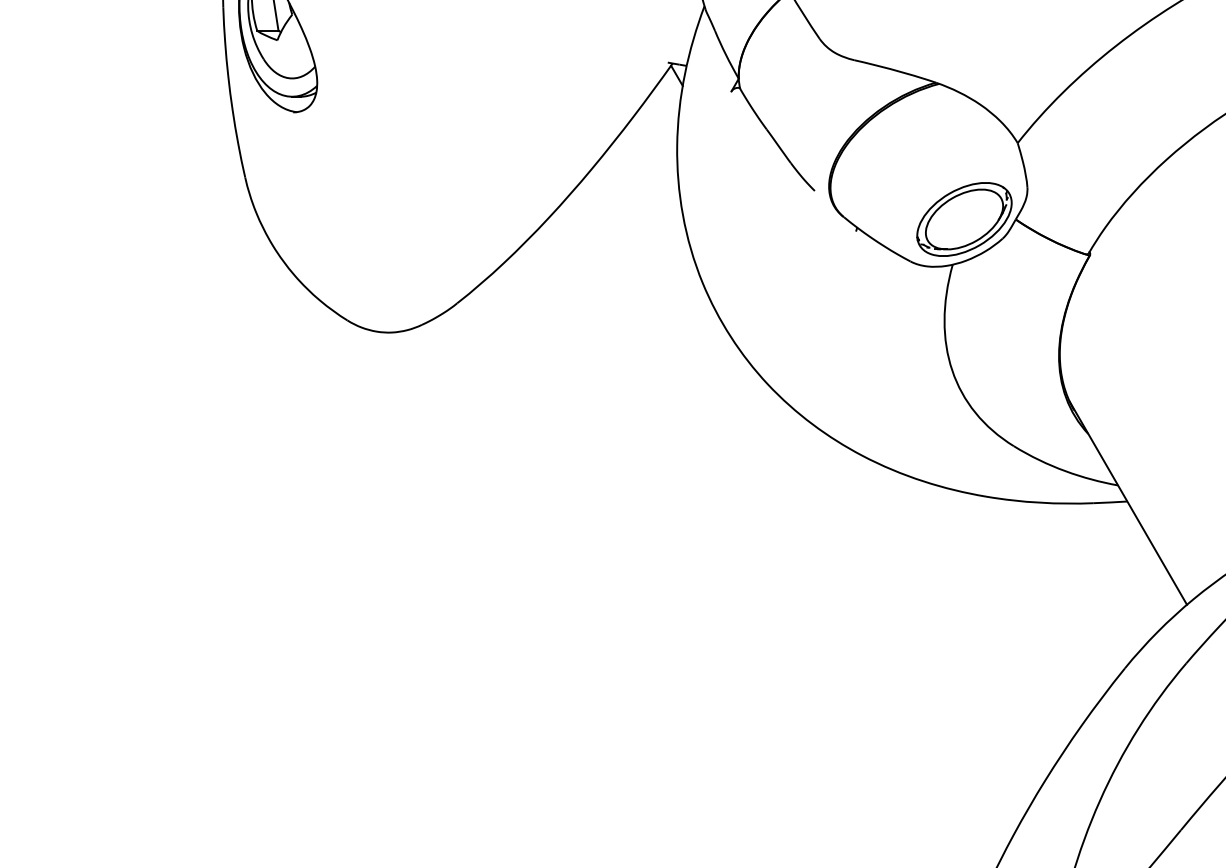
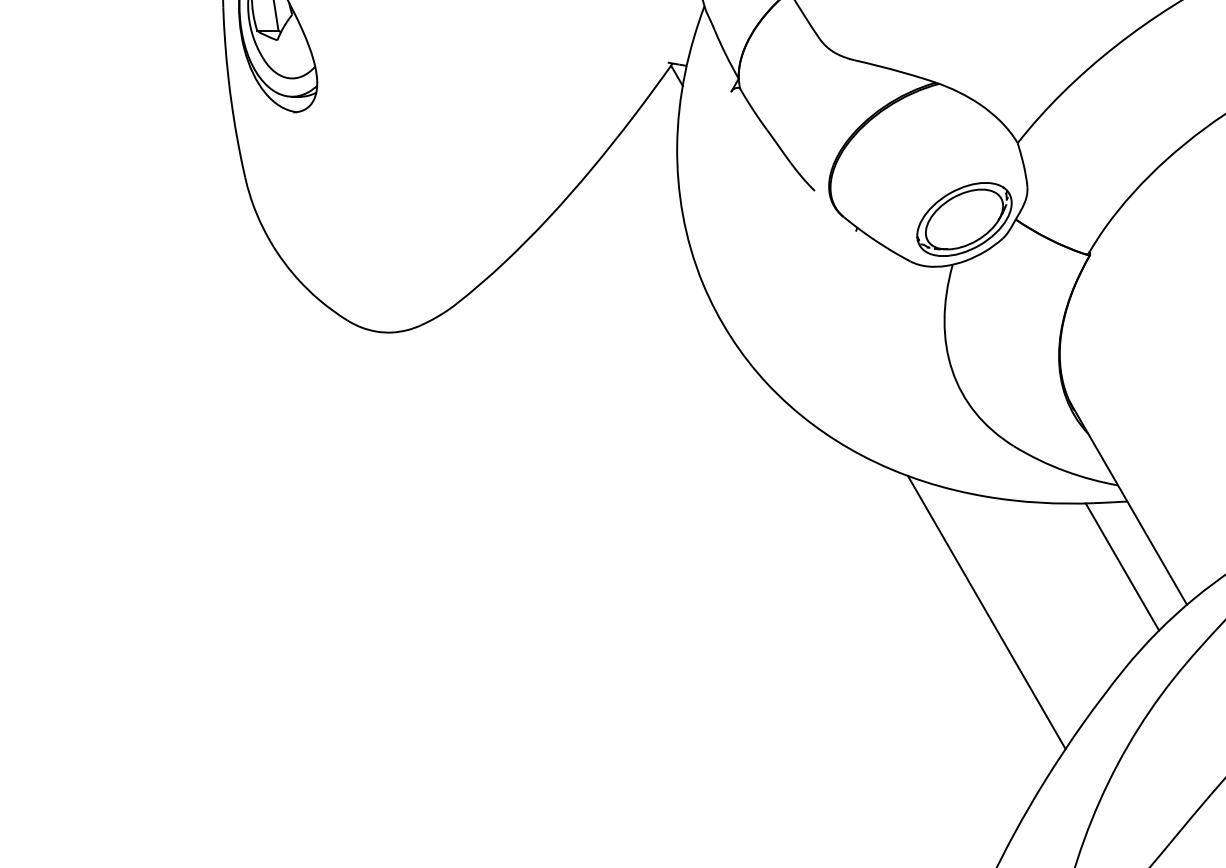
line: none -> present (1122, 566)
line: none -> present (986, 611)
